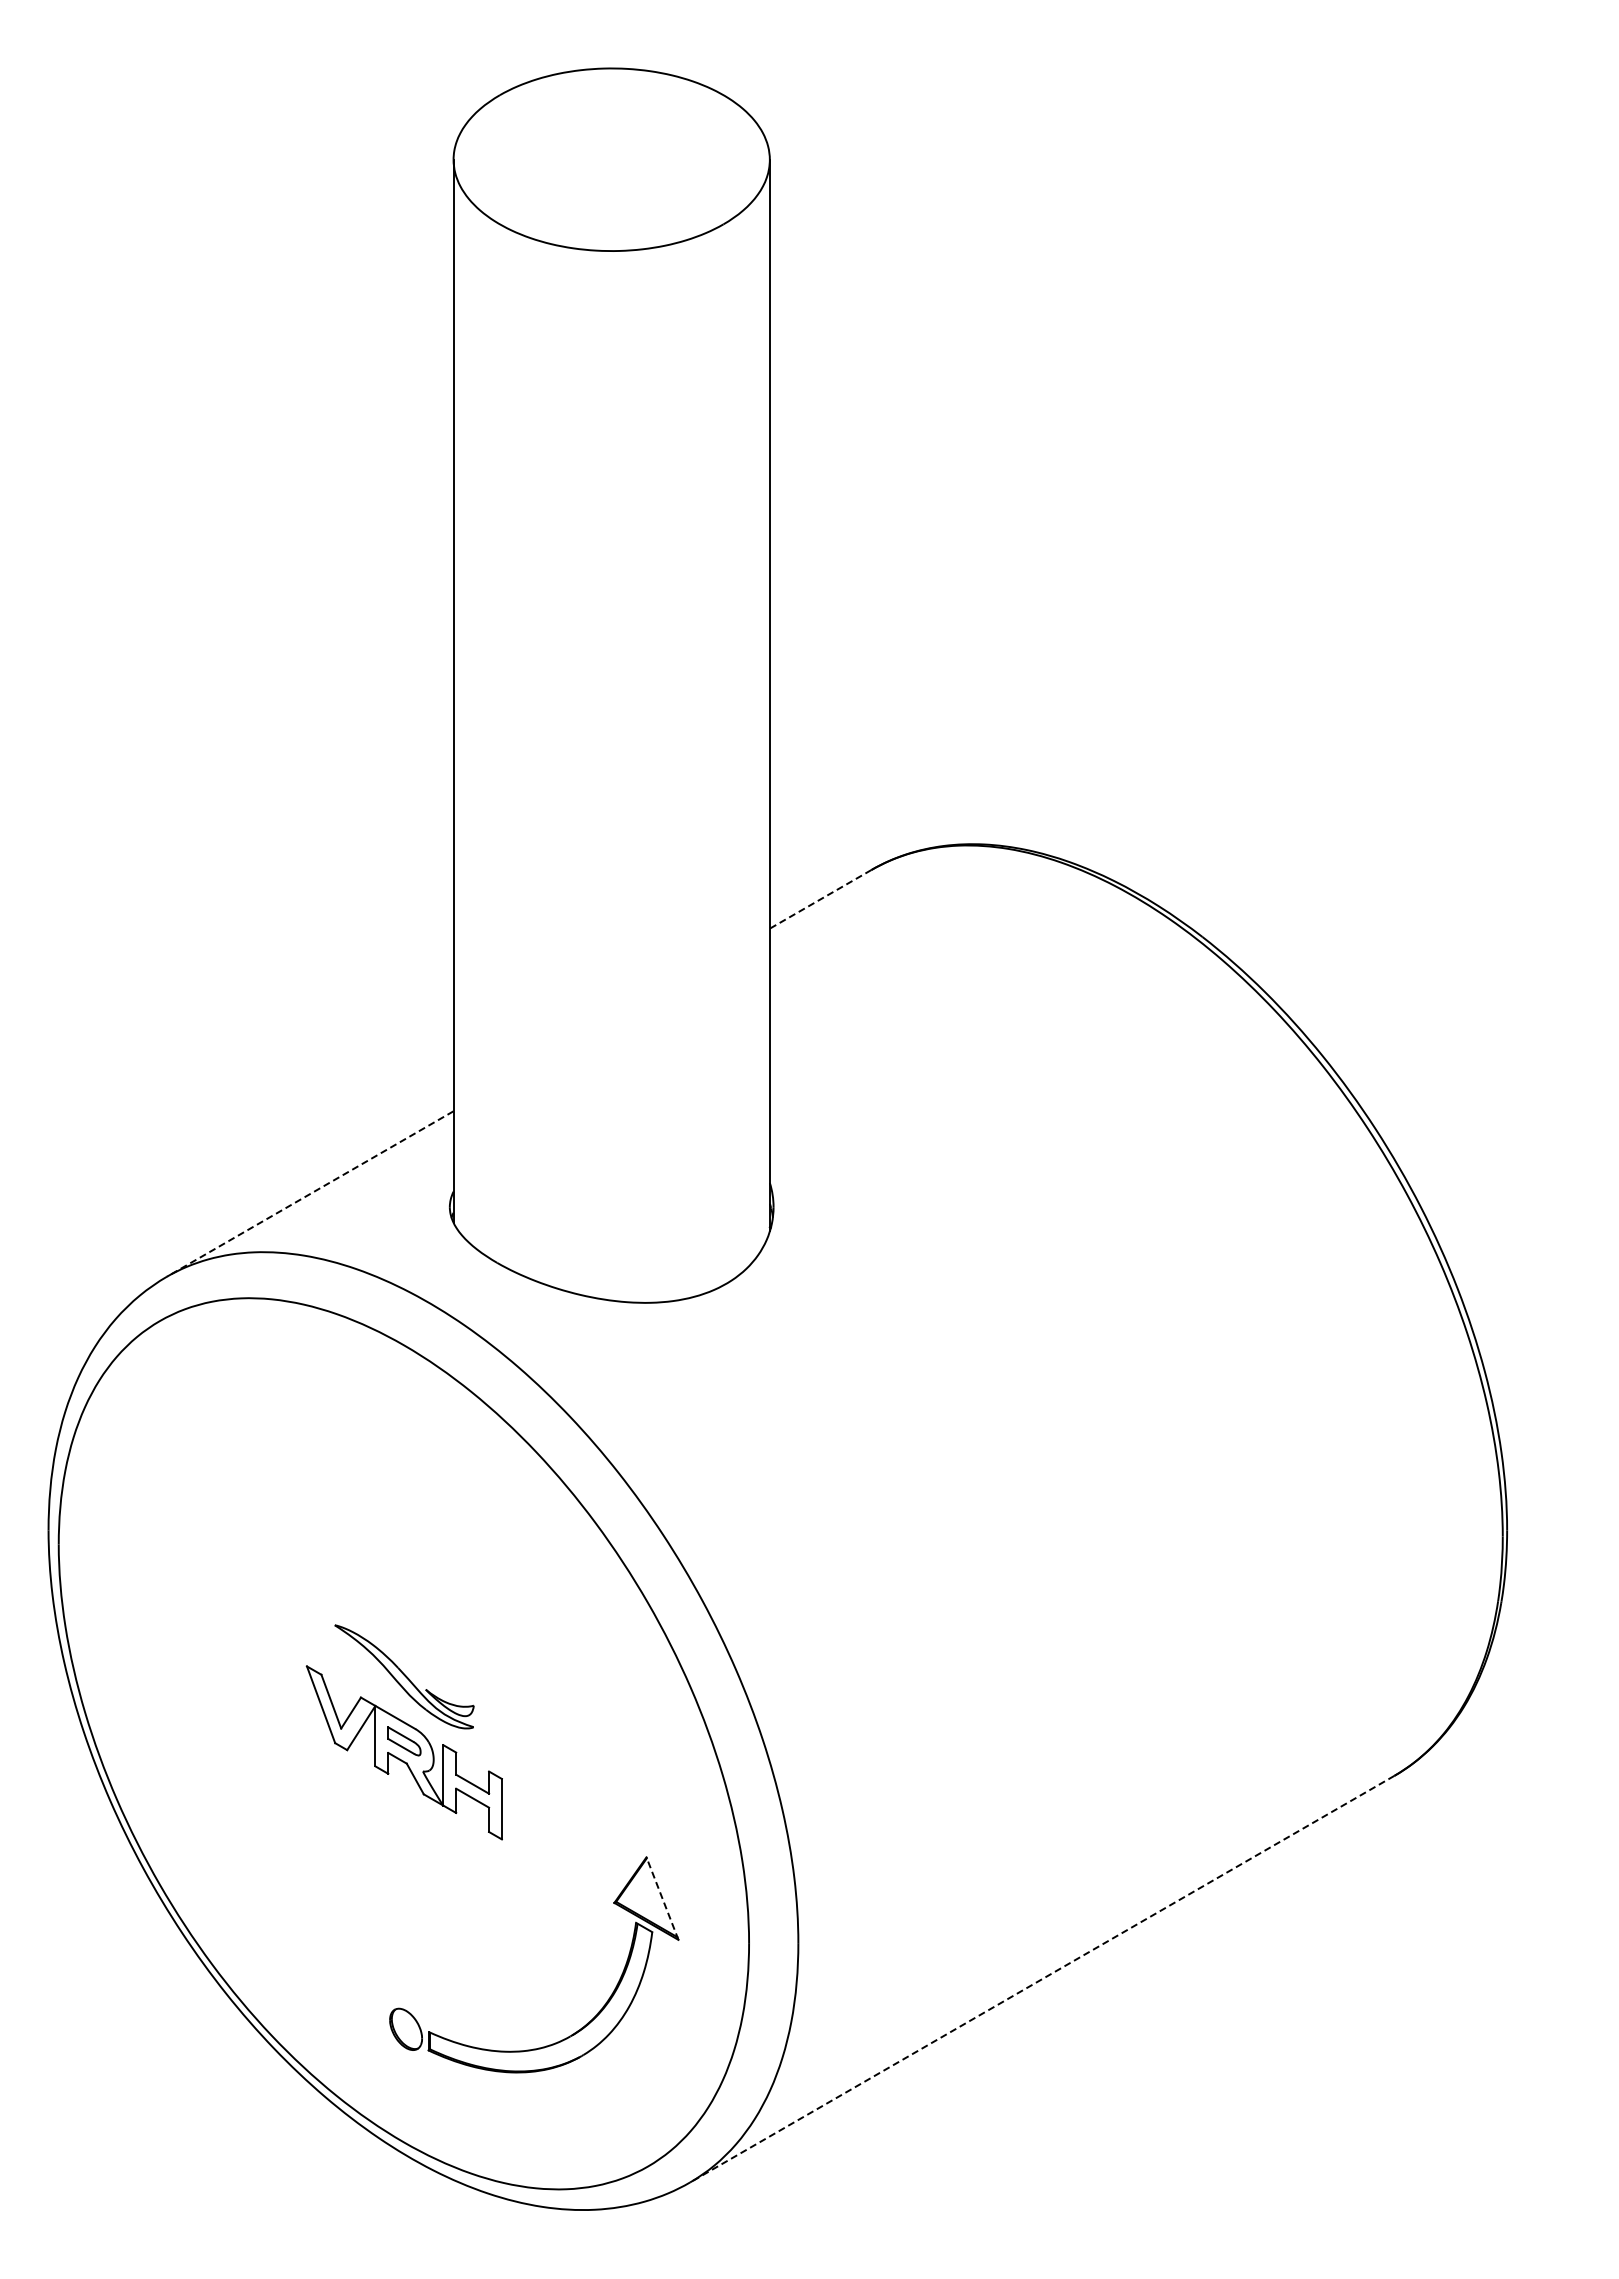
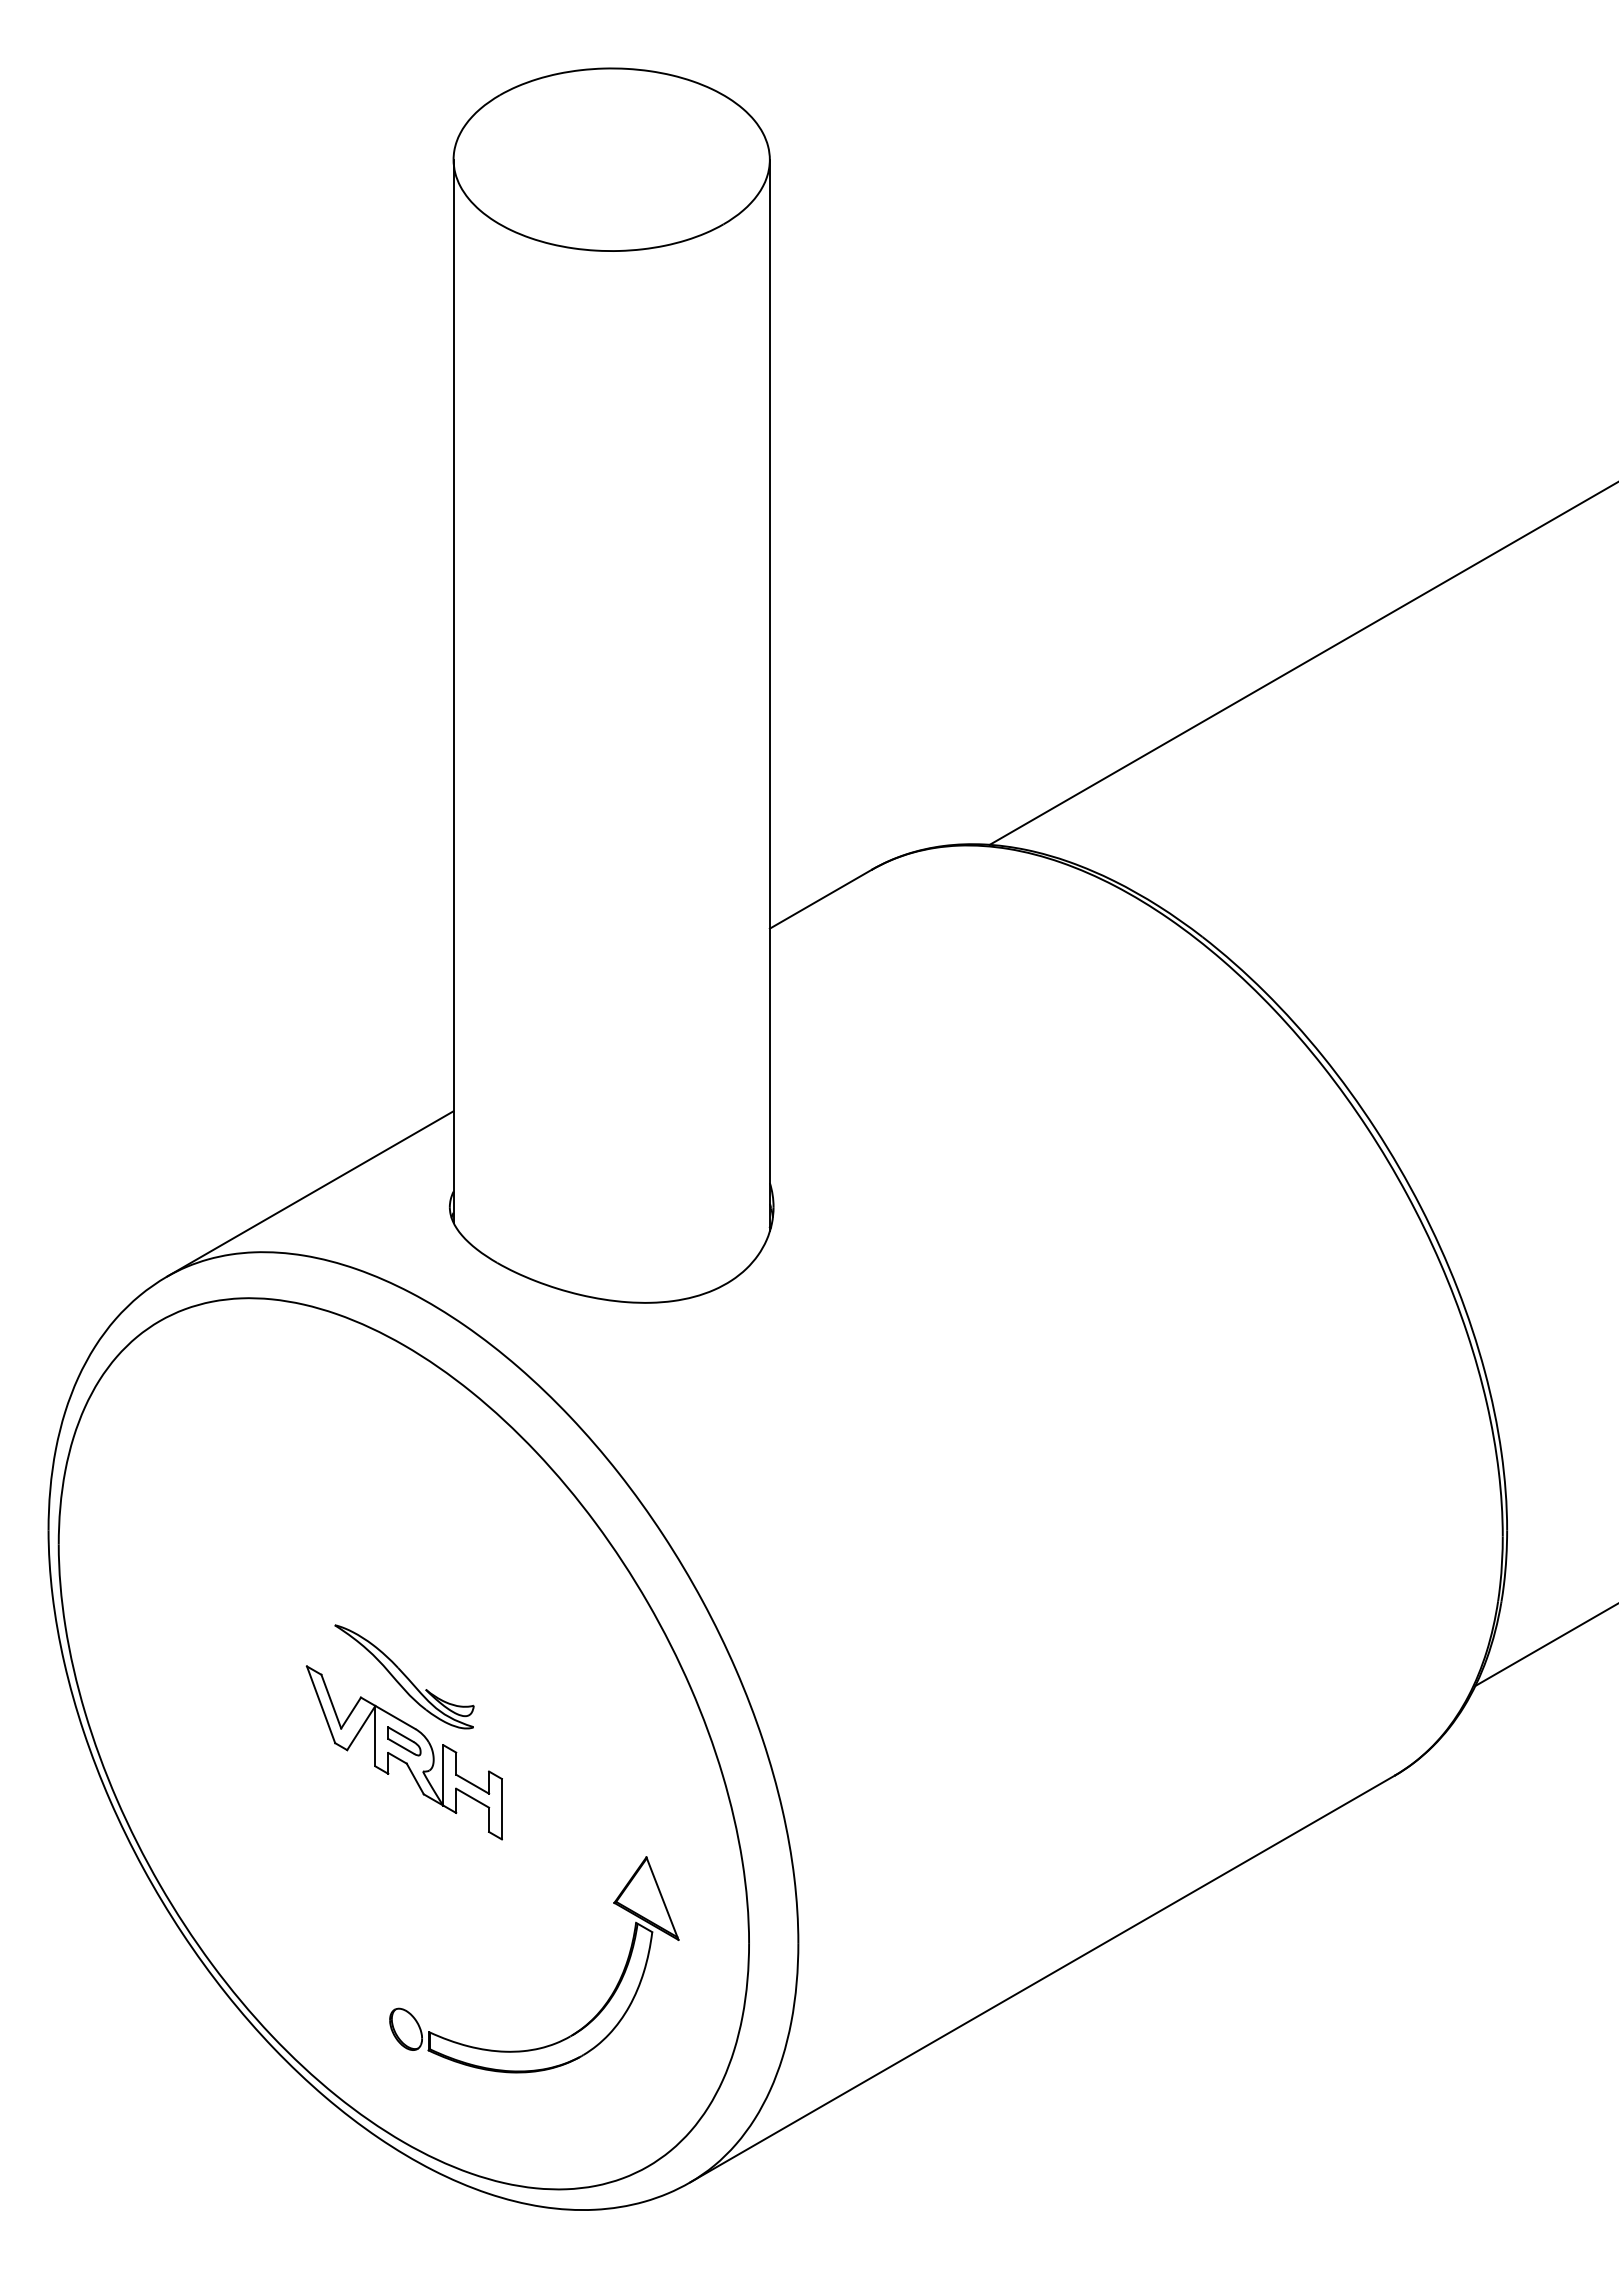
line: none -> present (1302, 663)
line: dashed -> solid (820, 899)
line: dashed -> solid (309, 1194)
line: none -> present (1545, 1645)
line: dashed -> solid (662, 1898)
line: dashed -> solid (1042, 1979)
